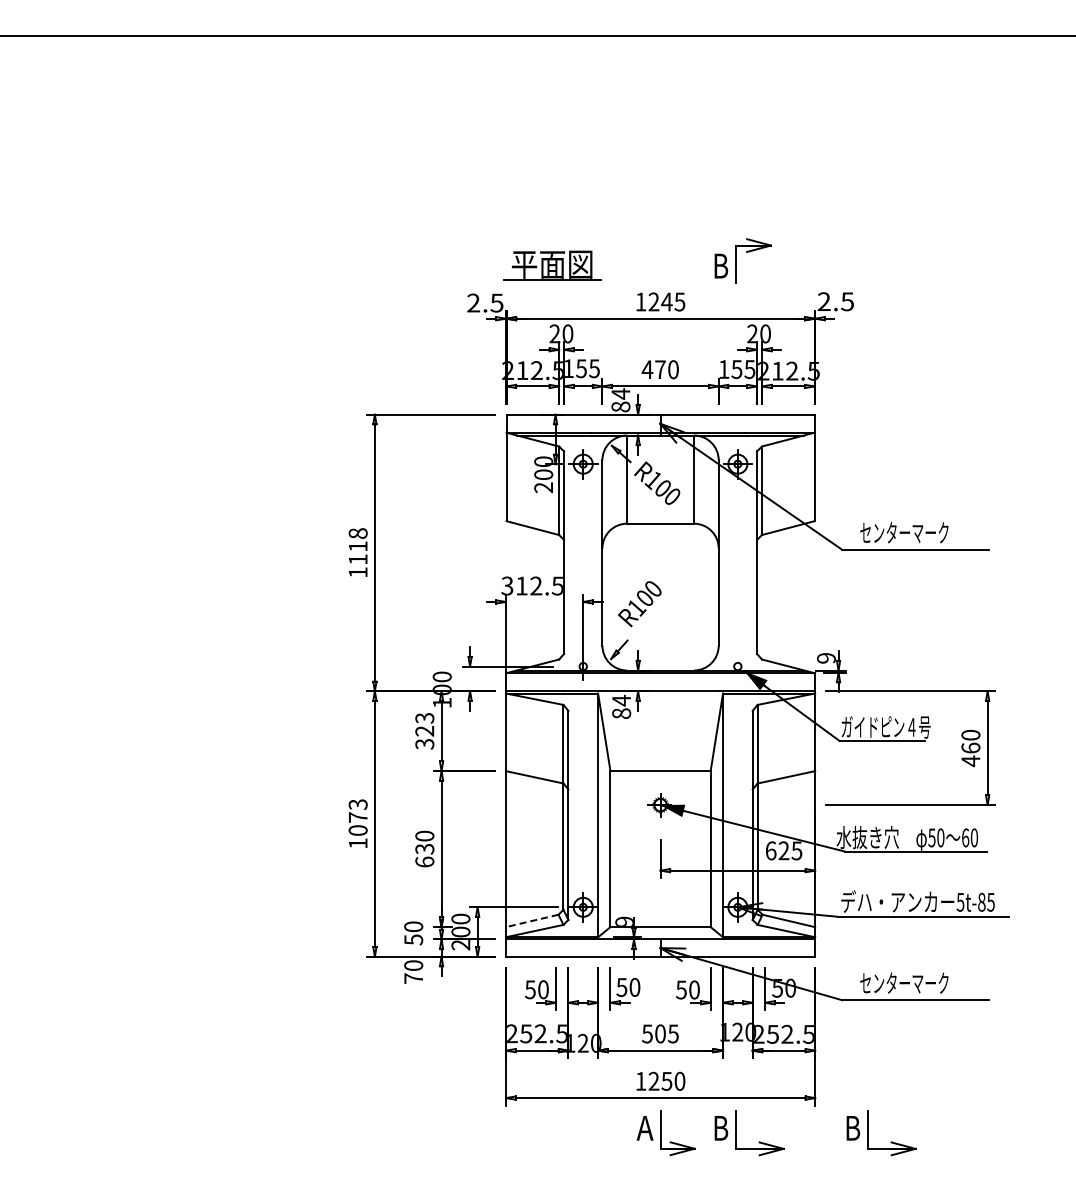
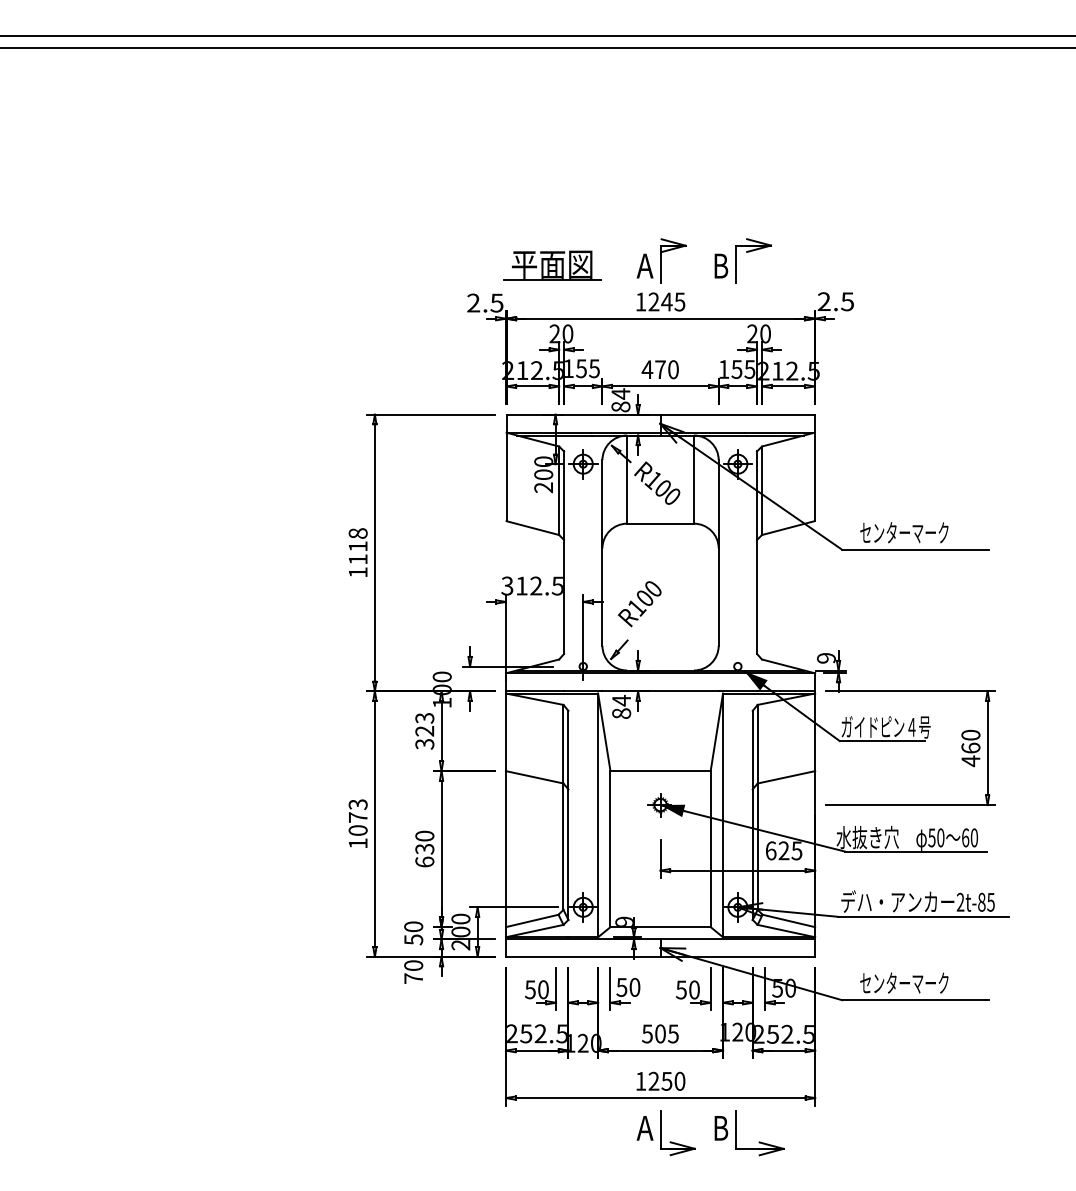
line: none -> present (537, 48)
part: none -> present (661, 260)
text: 5t-85 -> 2t-85 (960, 901)
line: dashed -> solid (531, 921)
part: present -> none (890, 1142)
